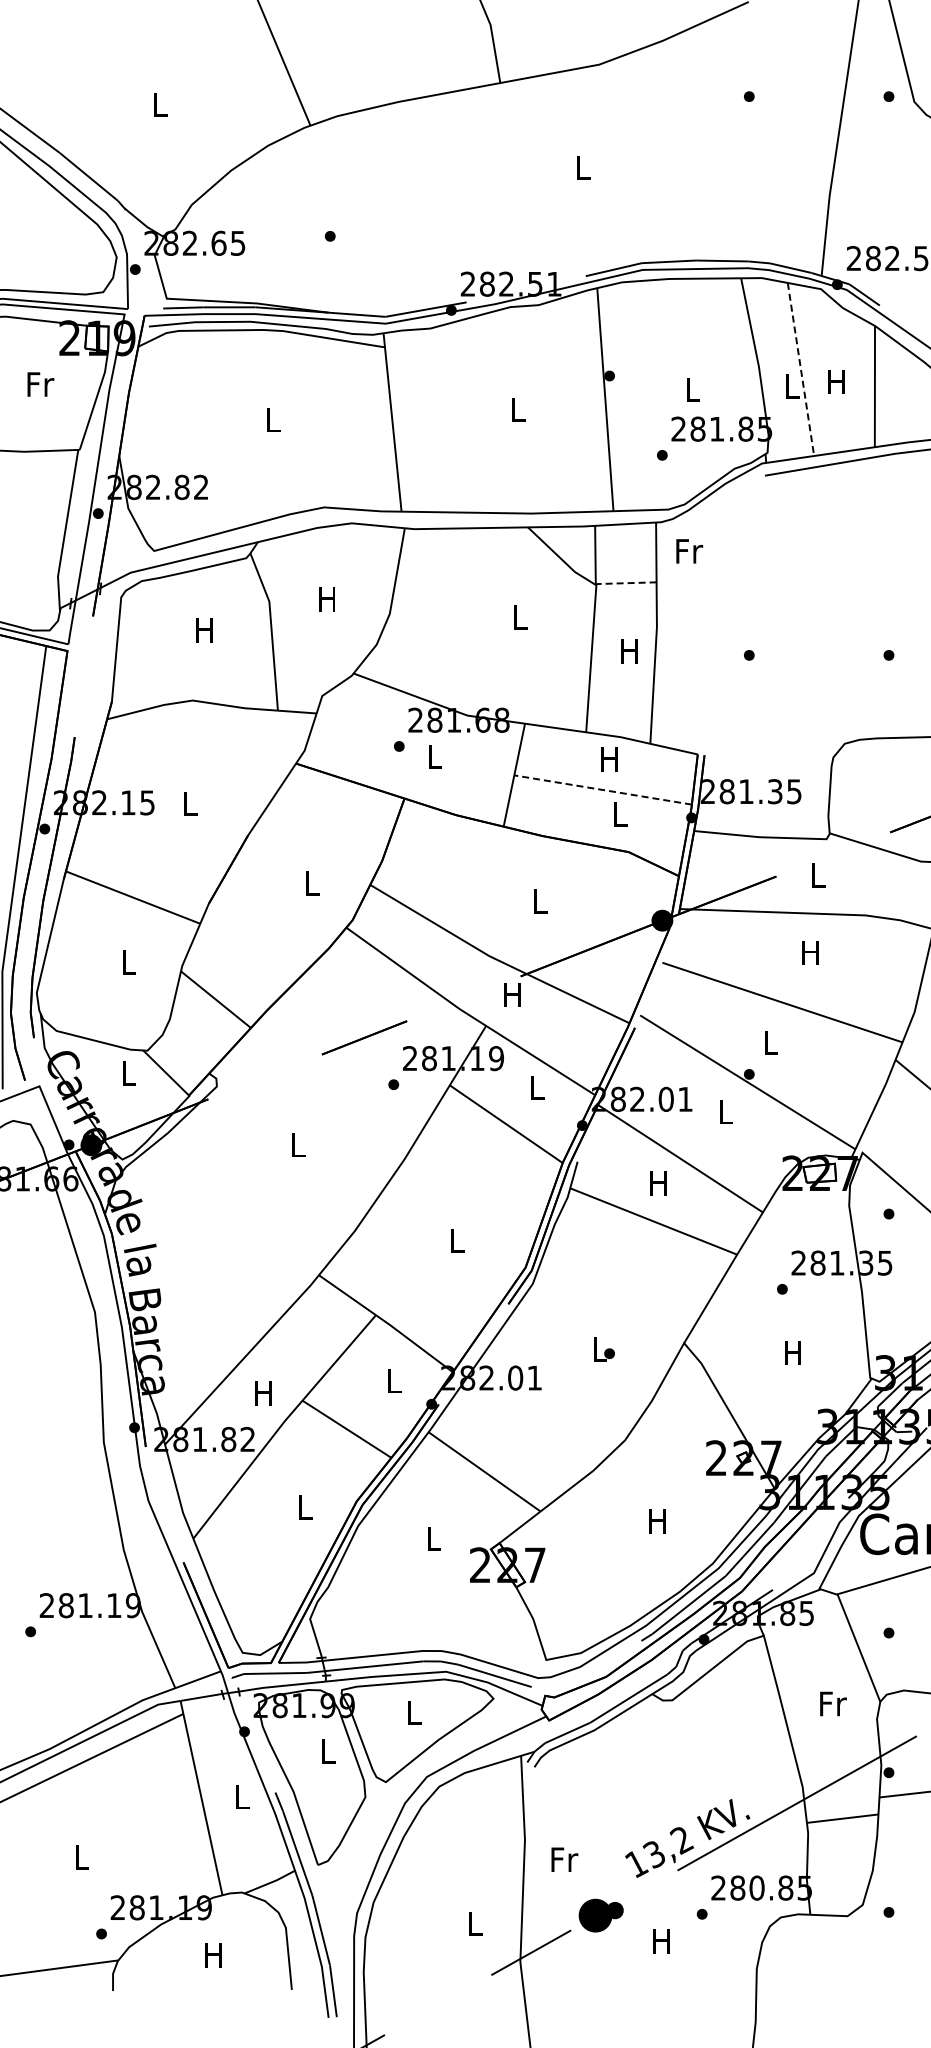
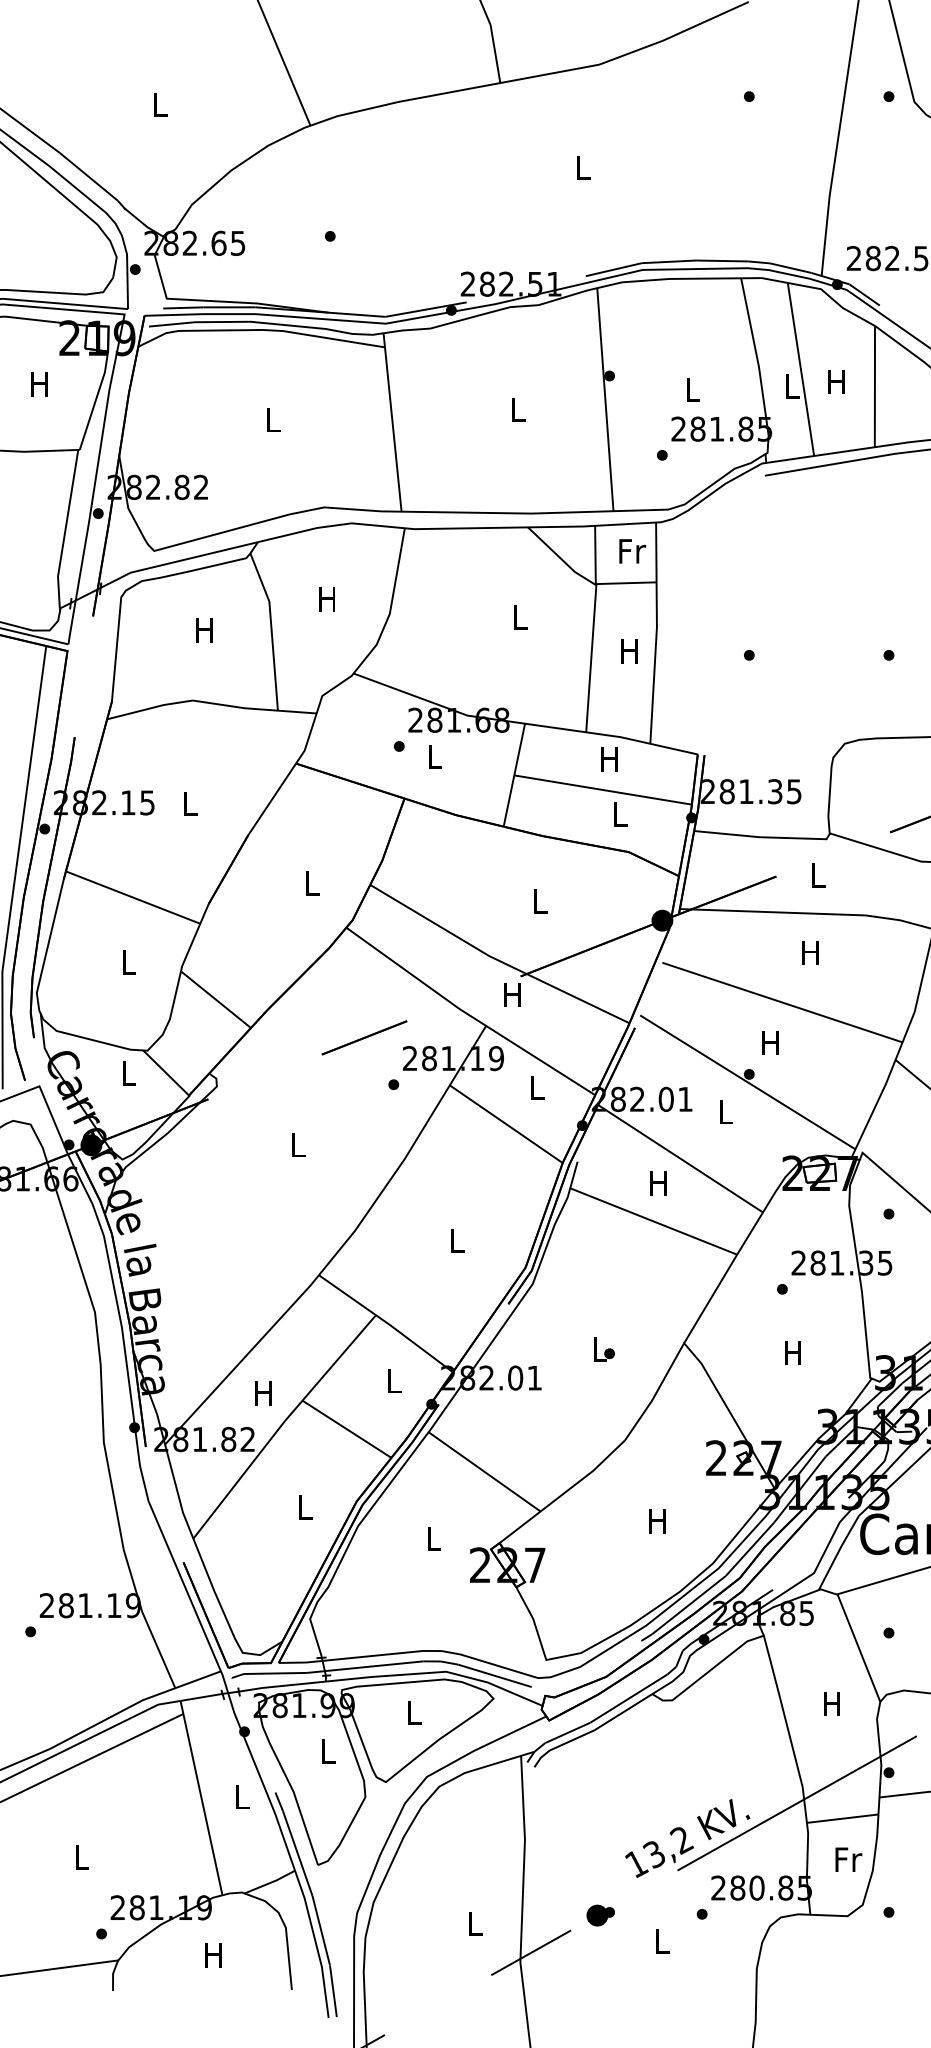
line: dashed -> solid (800, 369)
text: Fr -> H (40, 384)
text position: (689, 551) -> (632, 551) (632, 551)
line: dashed -> solid (625, 583)
line: dashed -> solid (603, 790)
text: L -> H (770, 1042)
text: Fr -> H (833, 1703)
text position: (564, 1859) -> (848, 1859) (848, 1859)
part size: 46x35 px -> 29x23 px (600, 1915)
text: H -> L (661, 1941)
